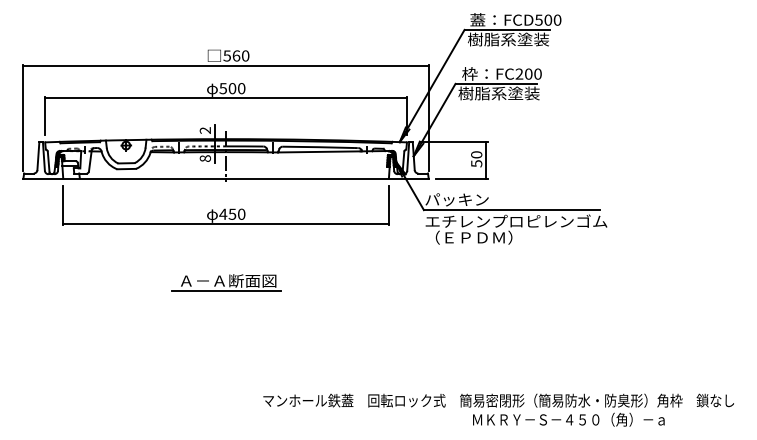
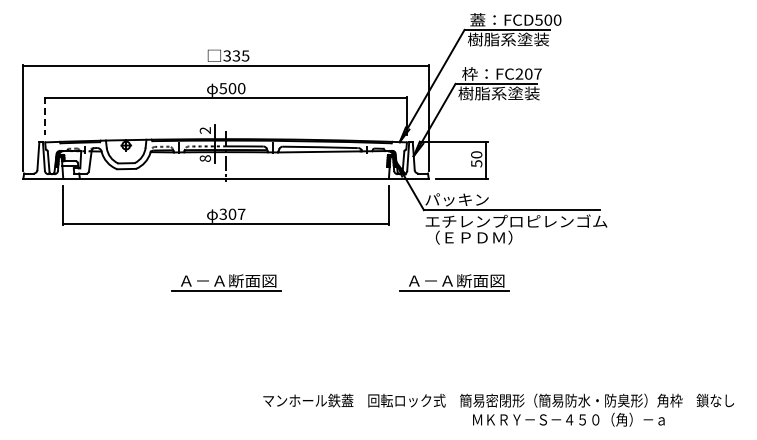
text: 560 -> 335 (236, 55)
text: FC200 -> FC207 (537, 73)
line: solid -> dashed (45, 116)
text: 450 -> 307 (232, 213)
part: none -> present (454, 282)
